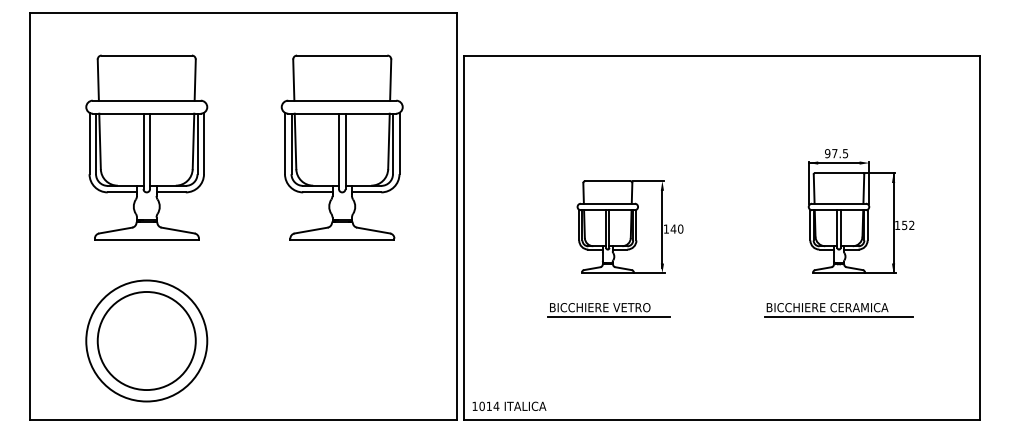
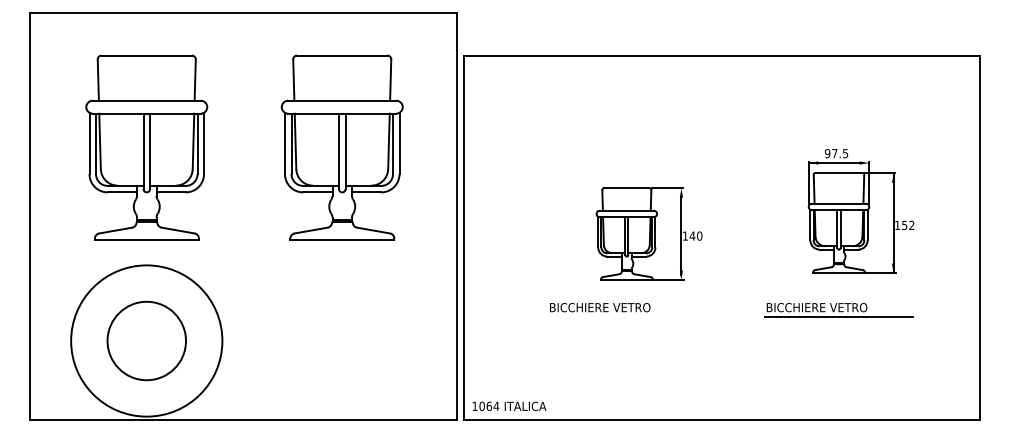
part position: (629, 226) -> (648, 233) (648, 233)
text: BICCHIERE CERAMICA -> BICCHIERE VETRO (859, 307)
line: present -> none (609, 317)
circle diameter: 121 px -> 151 px (146, 340)
circle diameter: 98 px -> 78 px (146, 340)
text: 1014 -> 1064 (489, 405)
